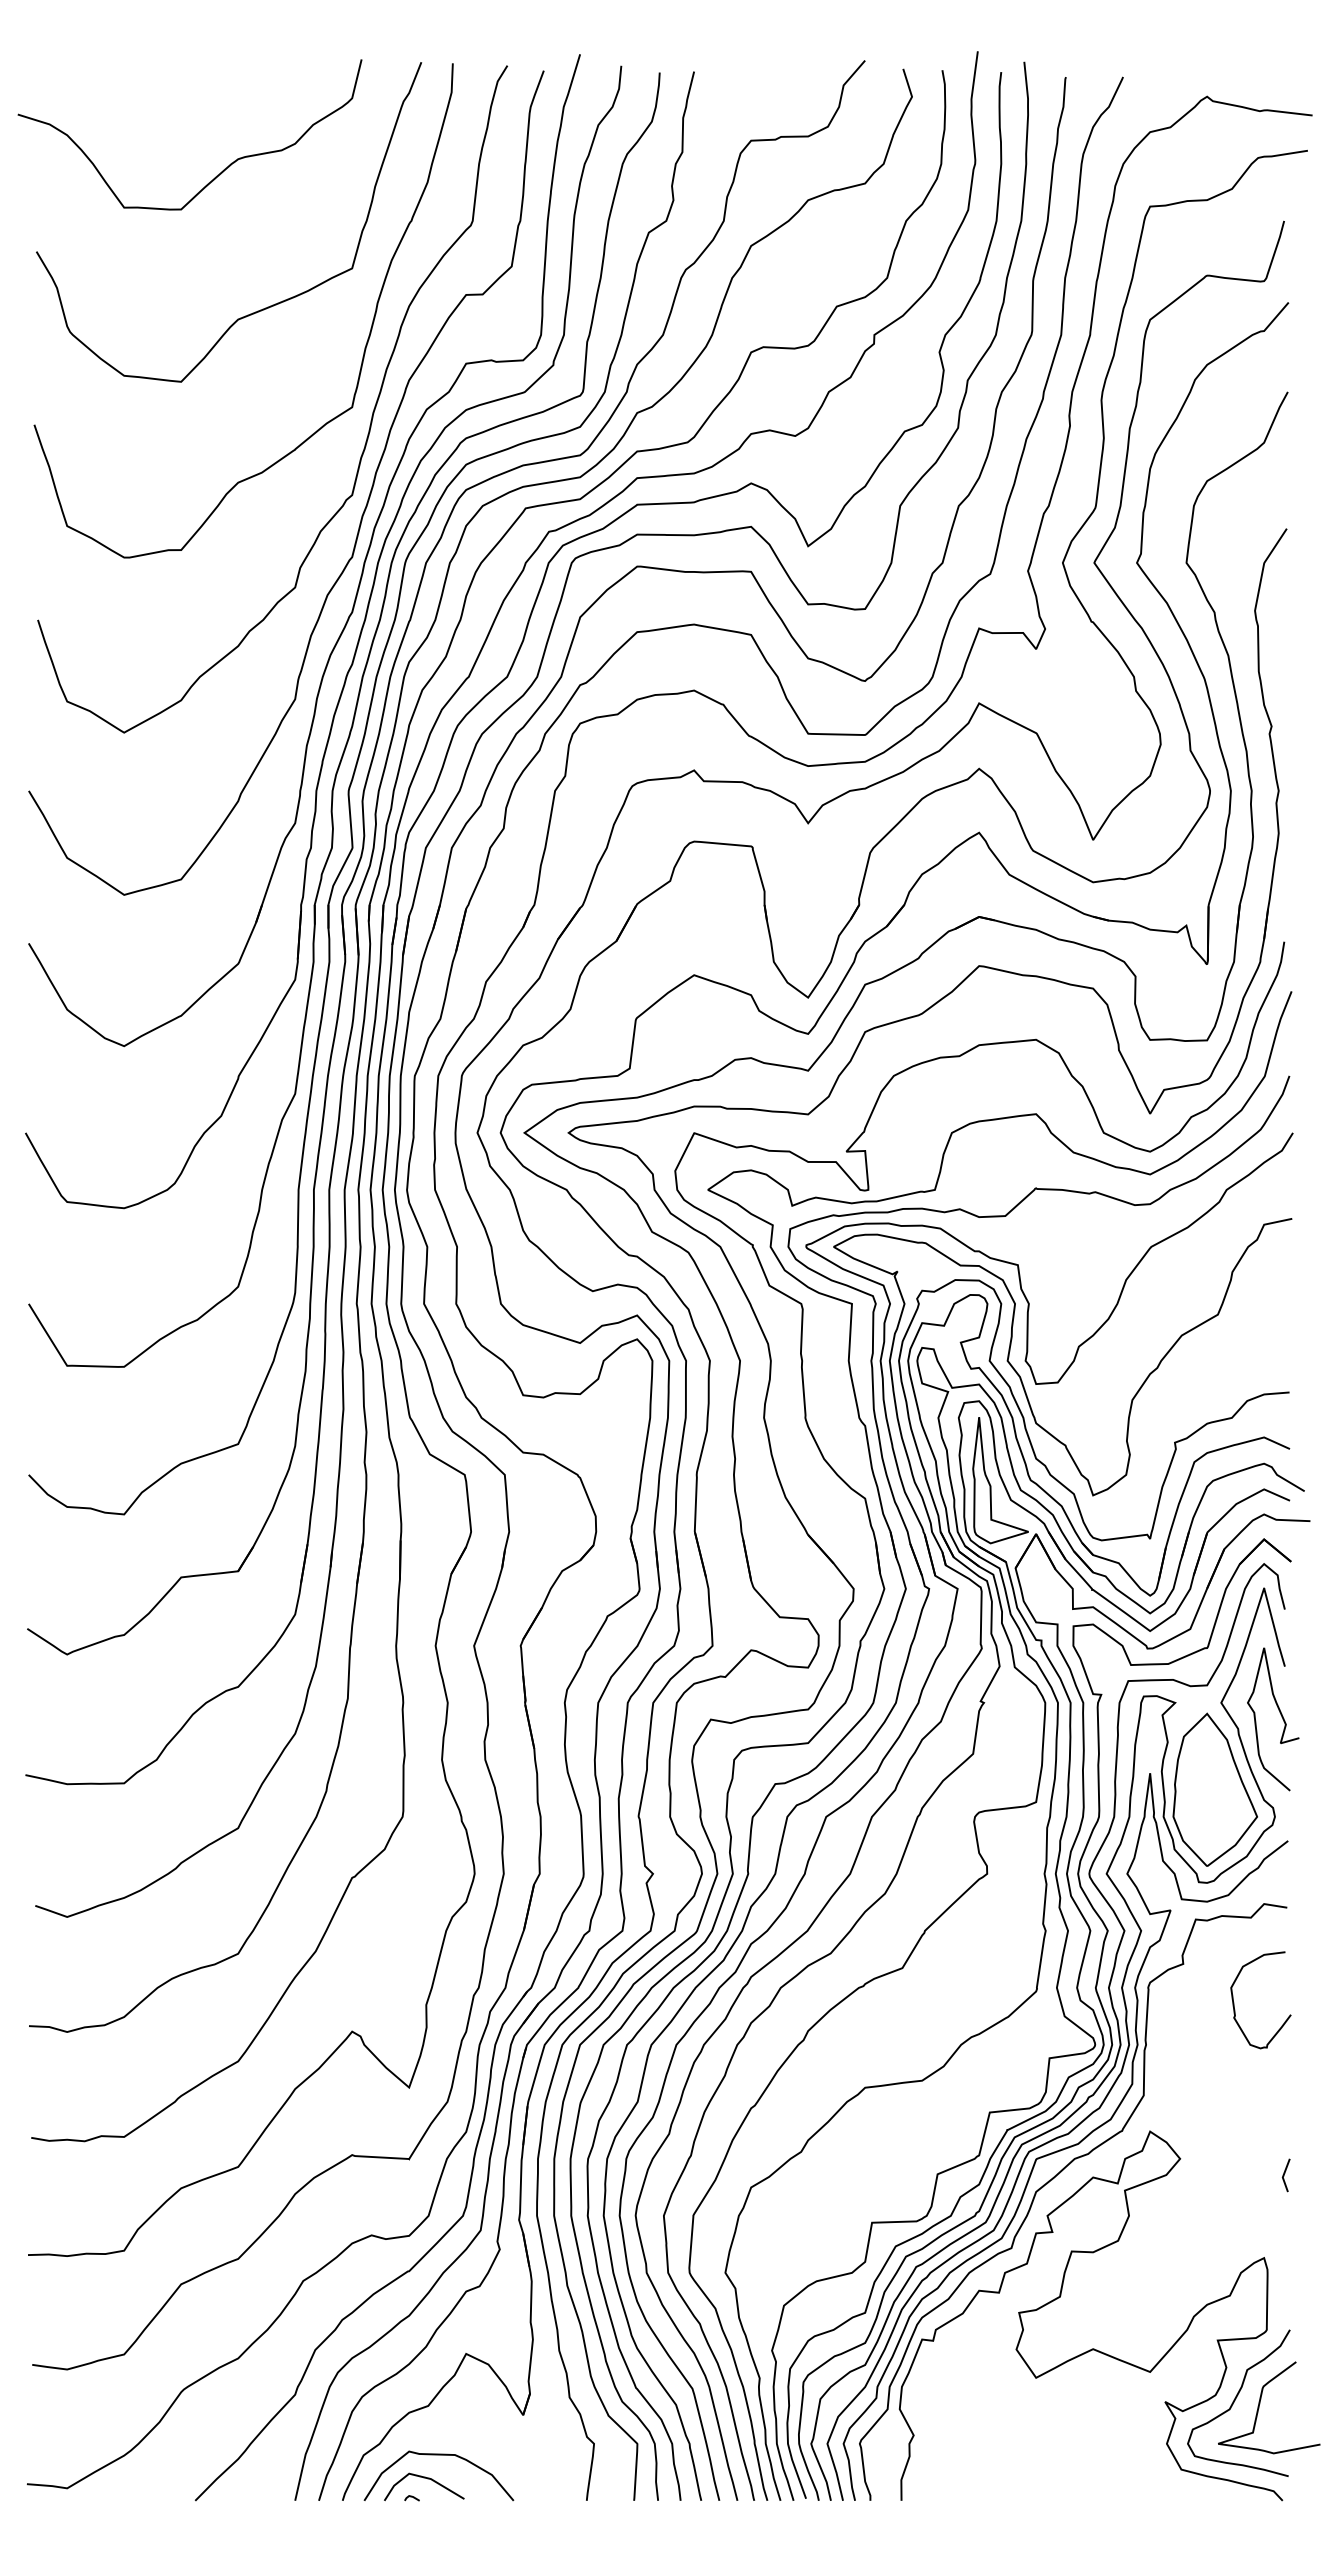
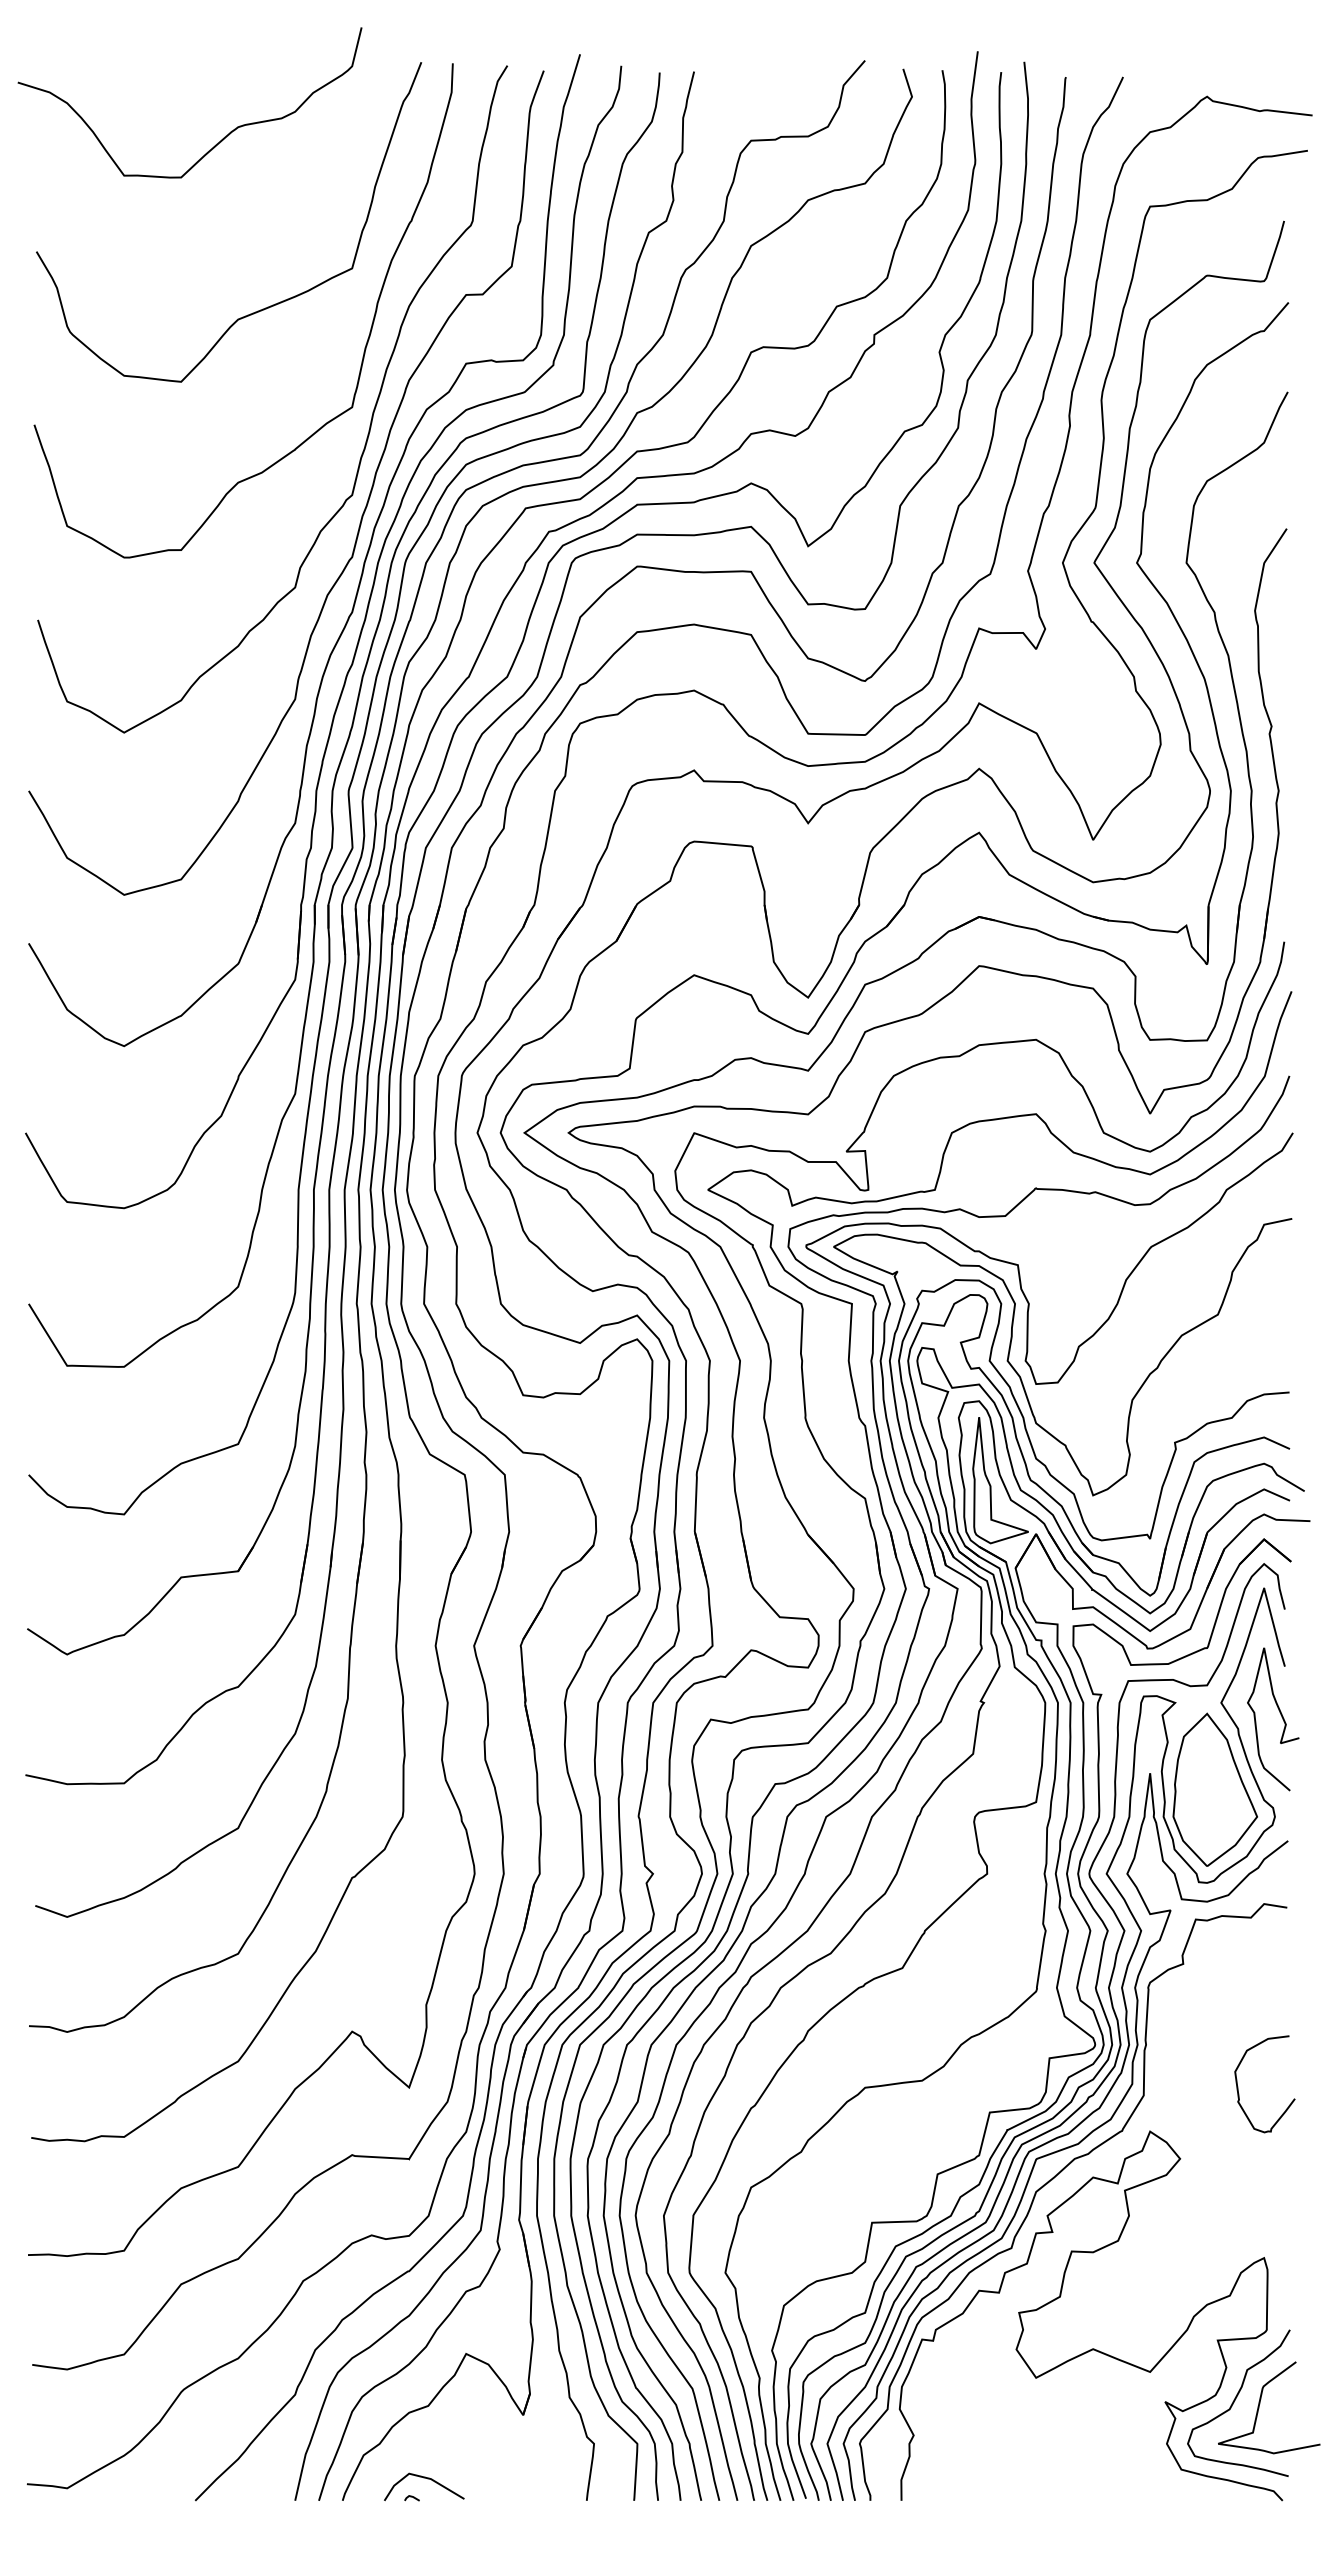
curve position: (224, 168) -> (224, 136) (224, 136)
curve position: (1234, 2002) -> (1238, 2086) (1238, 2086)
line: present -> none (1284, 2175)
curve: present -> none (438, 2455)
